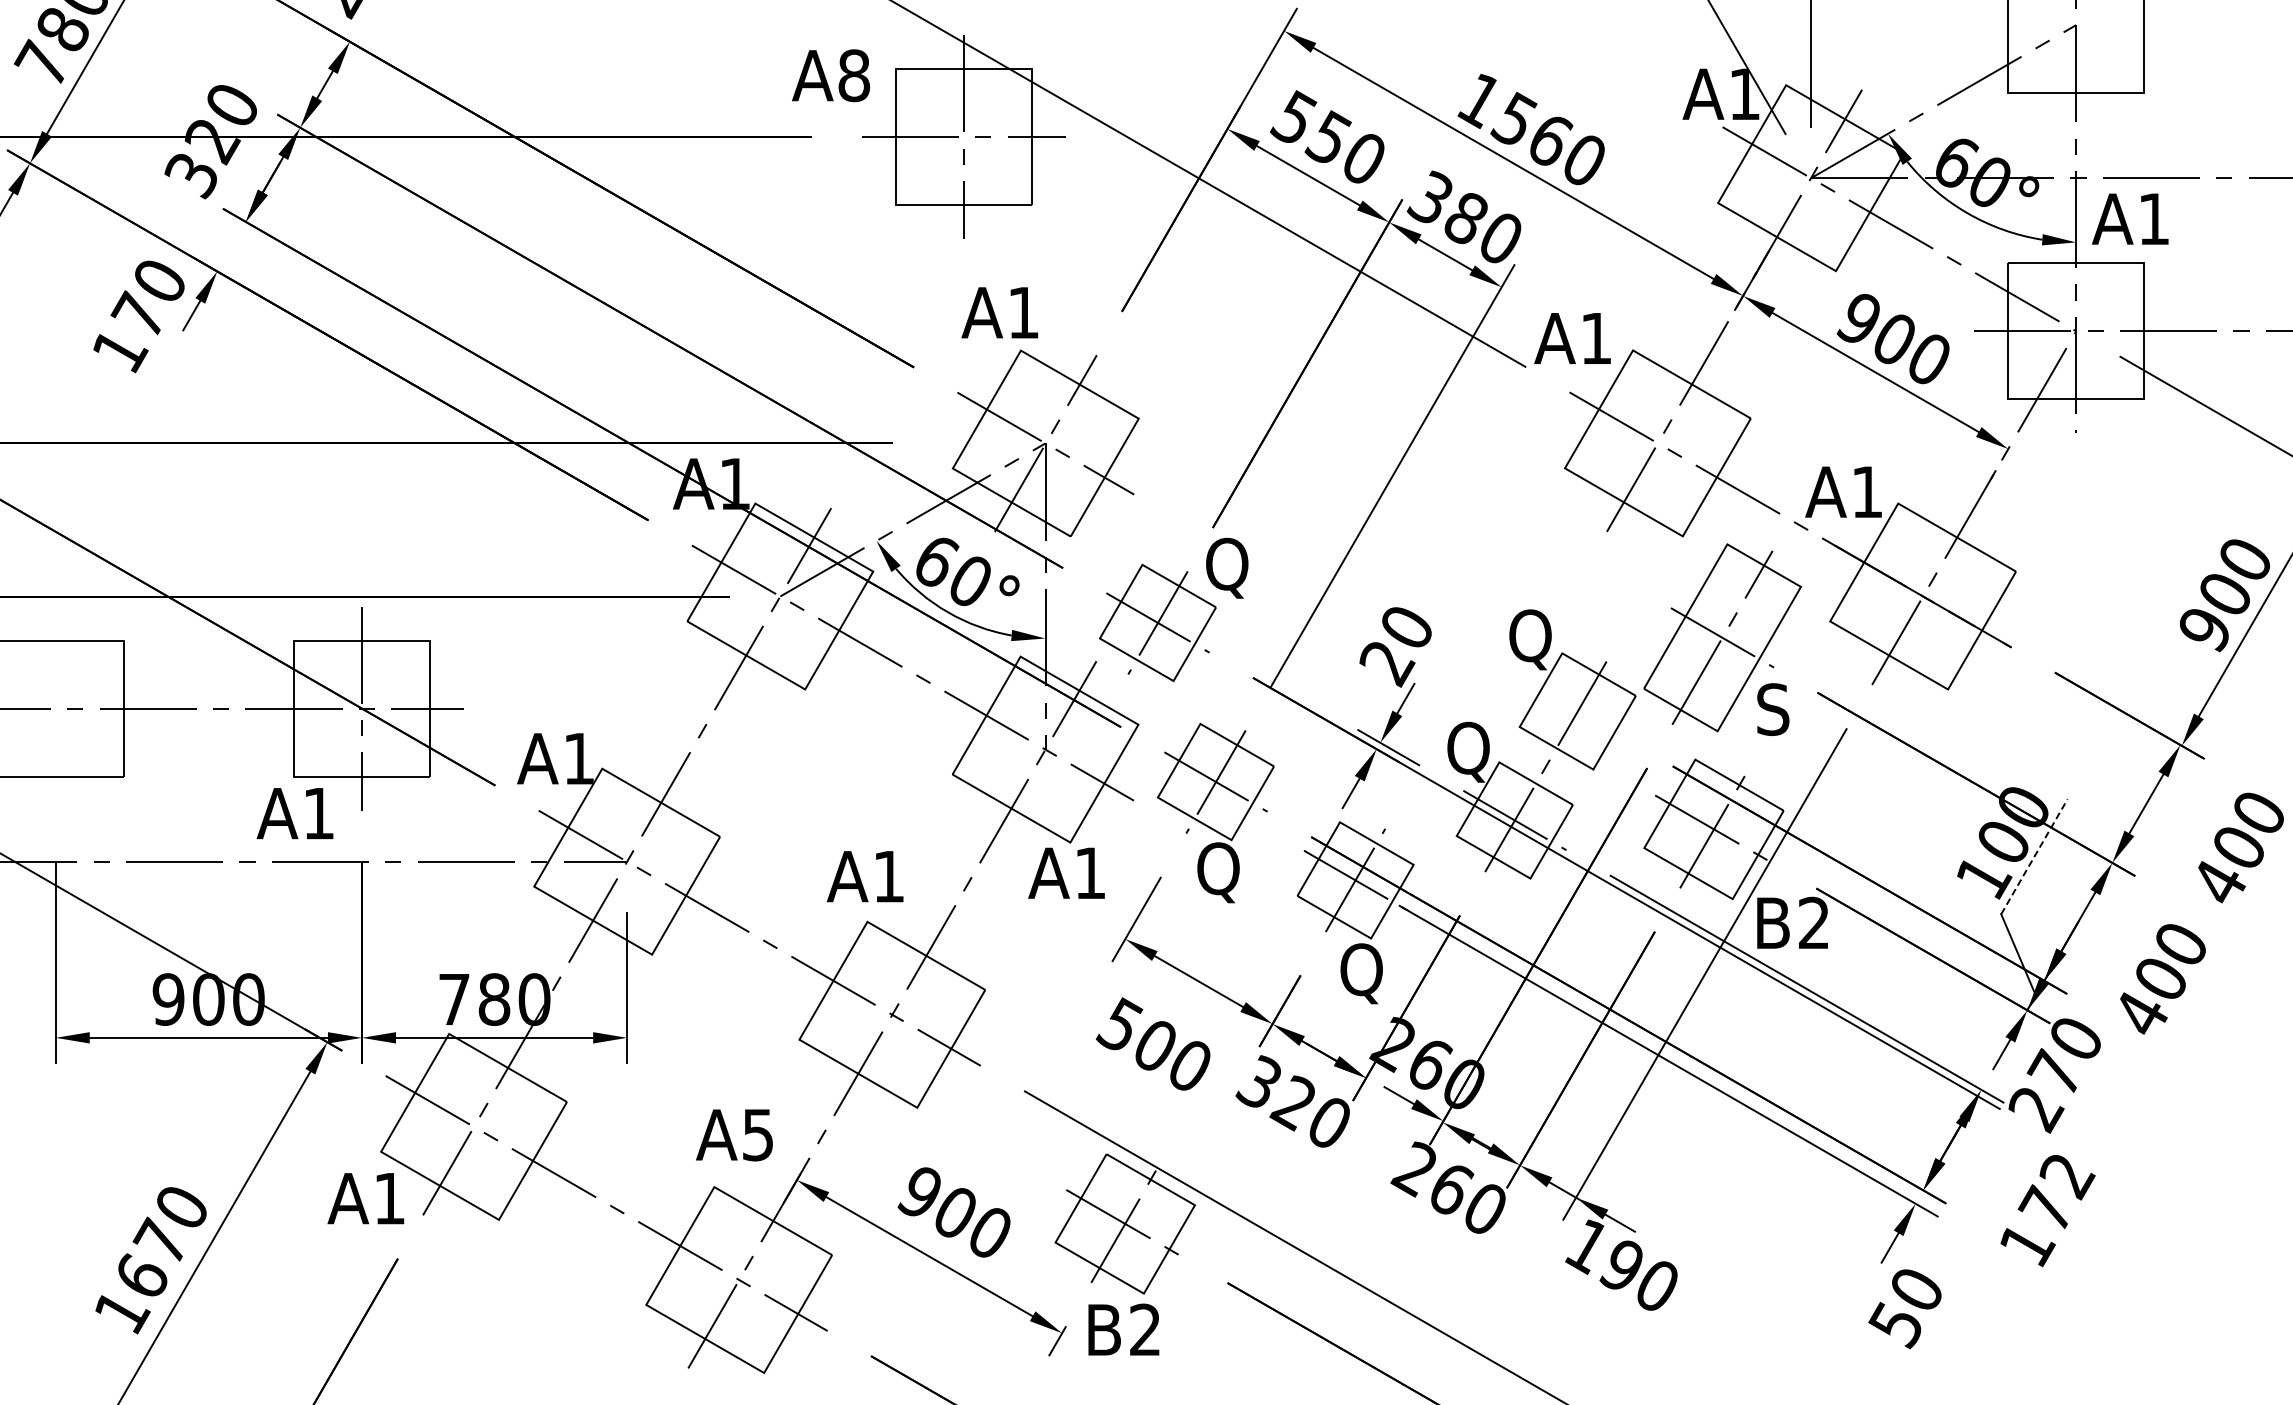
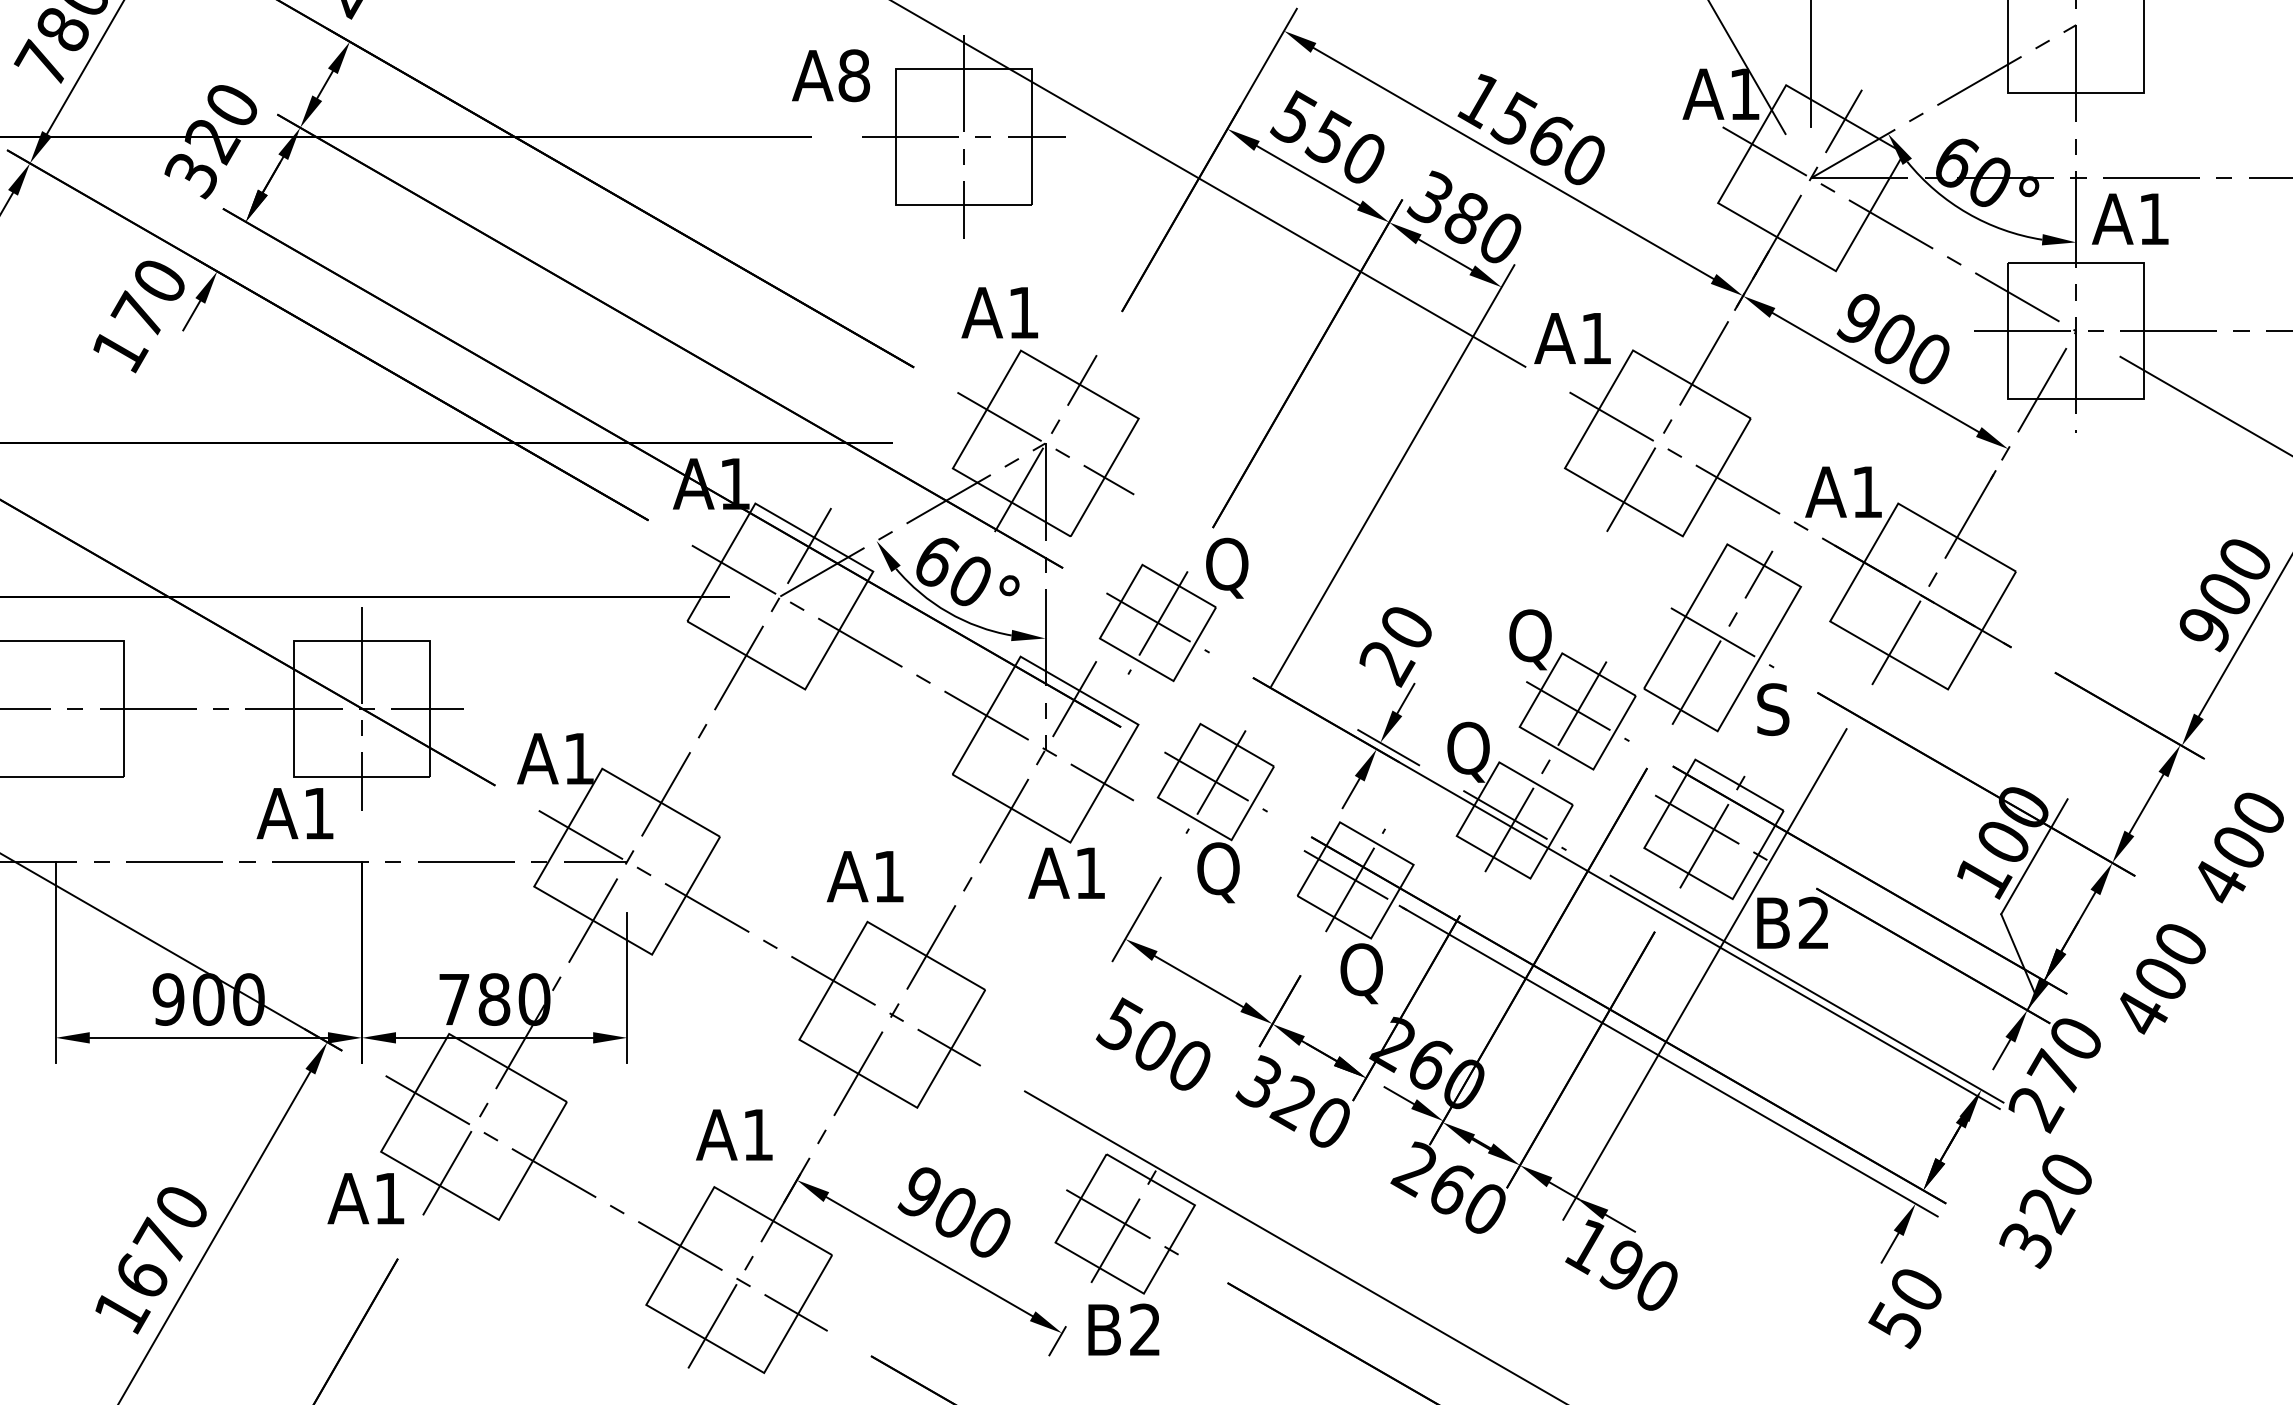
line: none -> present (1577, 711)
line: dashed -> solid (2034, 856)
text: A5 -> A1 (757, 1135)
text: 172 -> 320 (2047, 1211)
